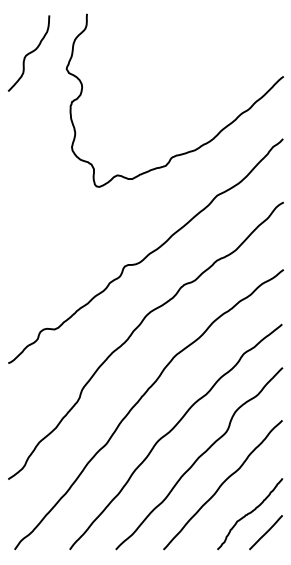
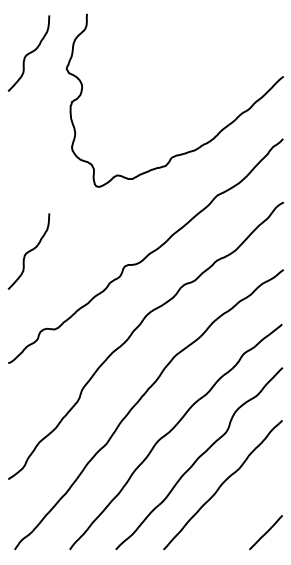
curve: none -> present (28, 251)
curve: present -> none (250, 513)
